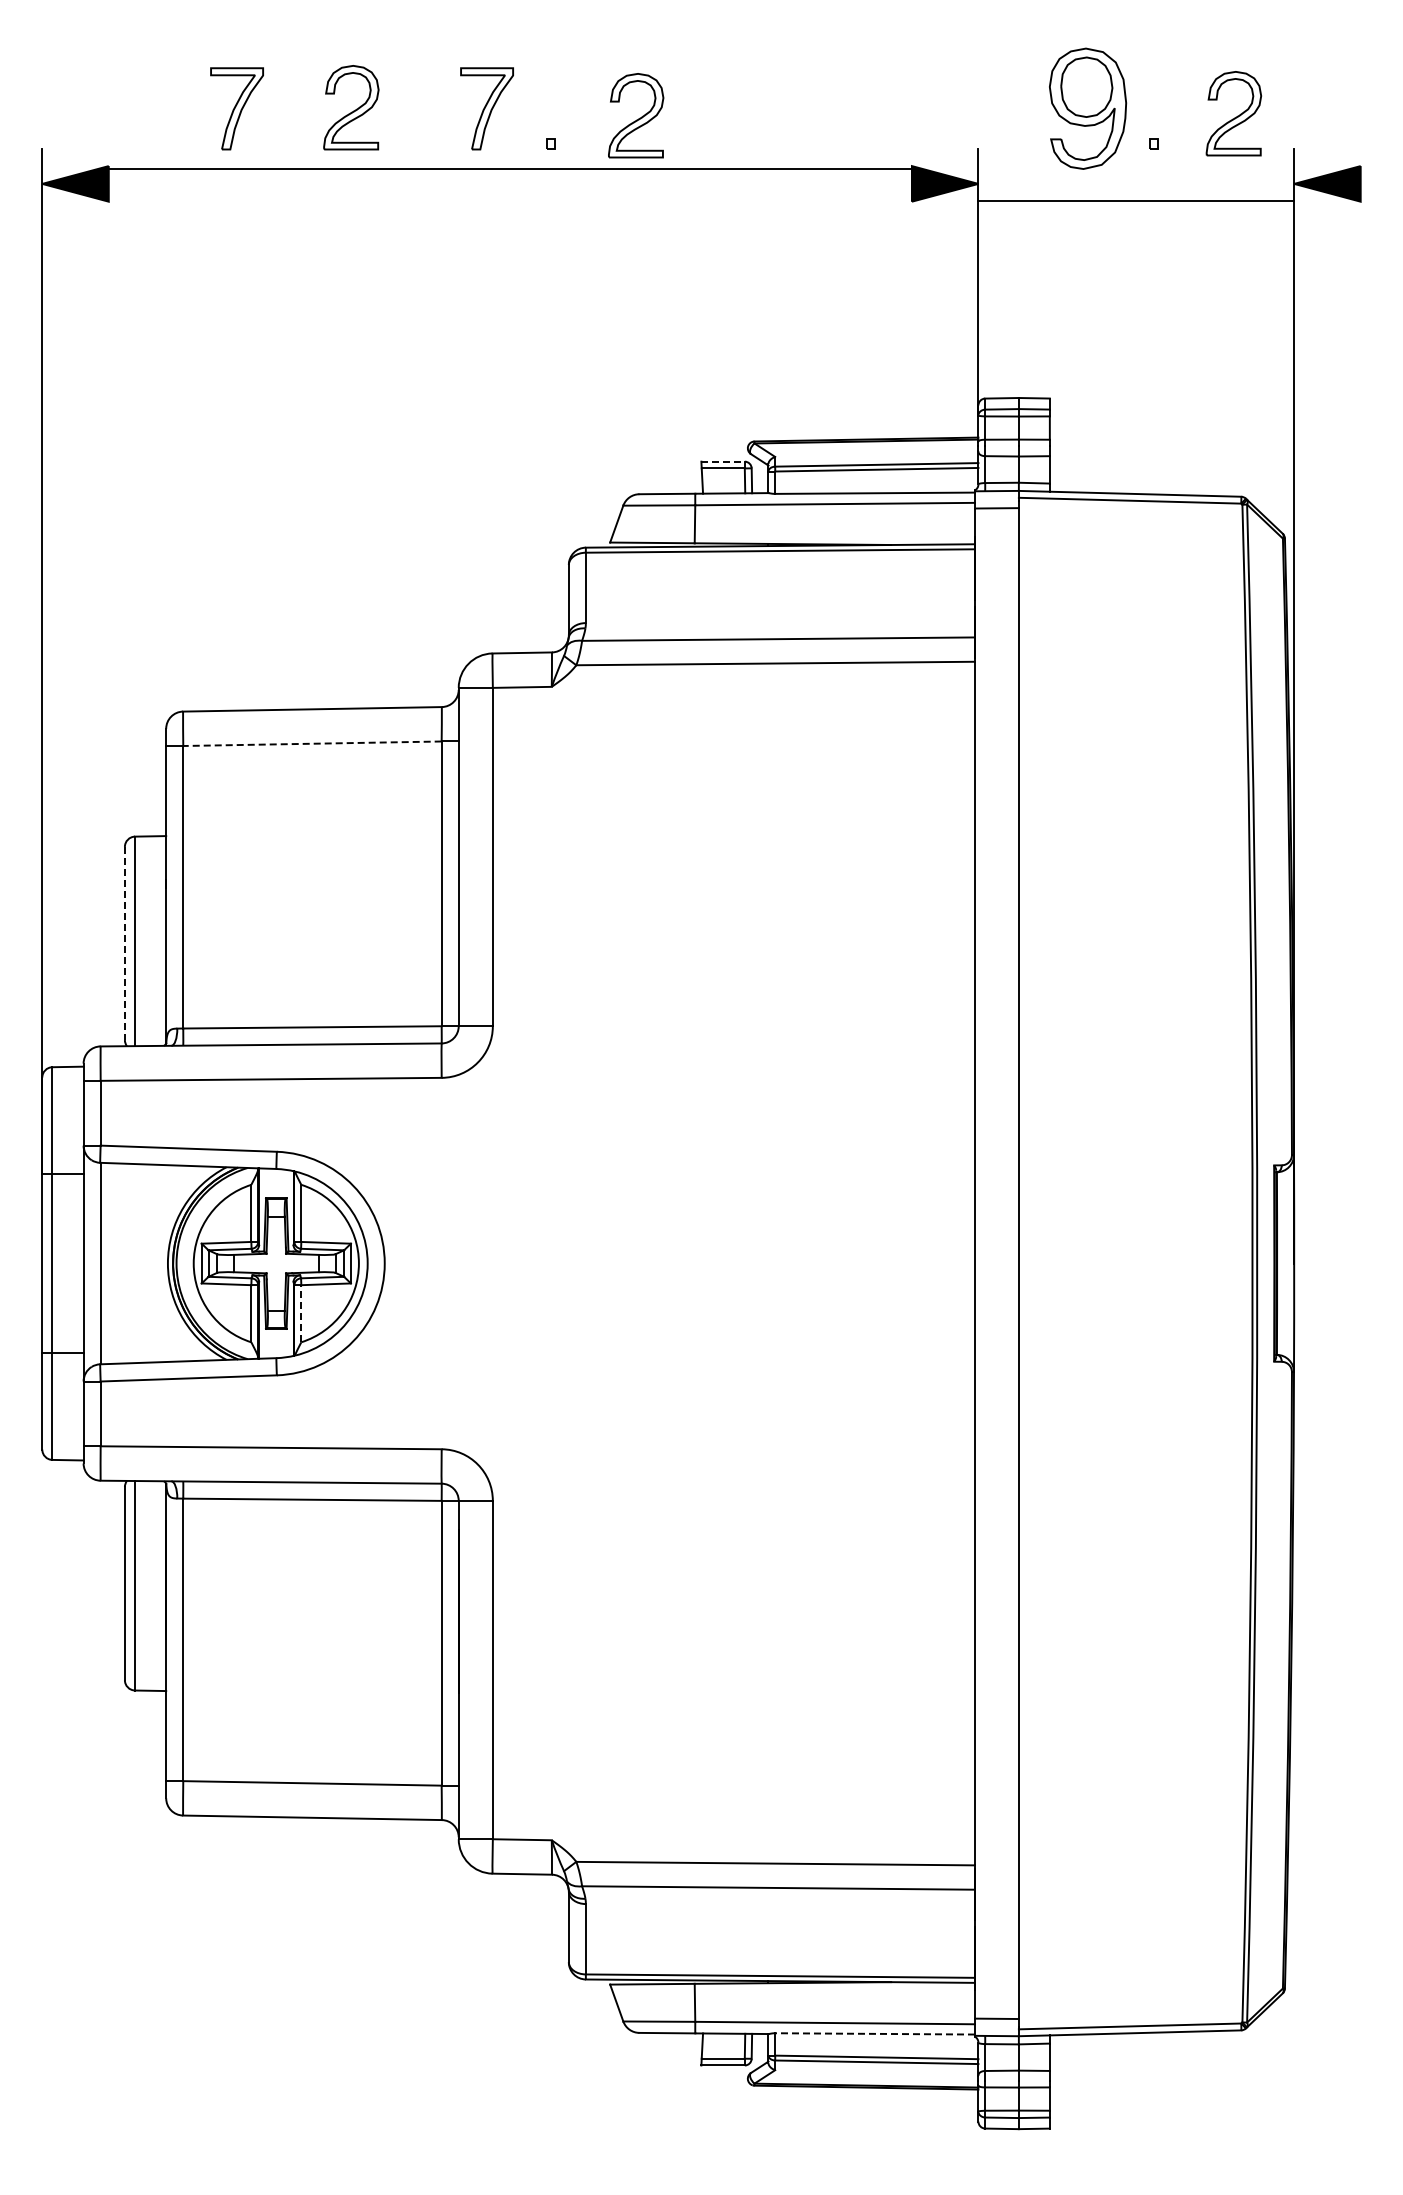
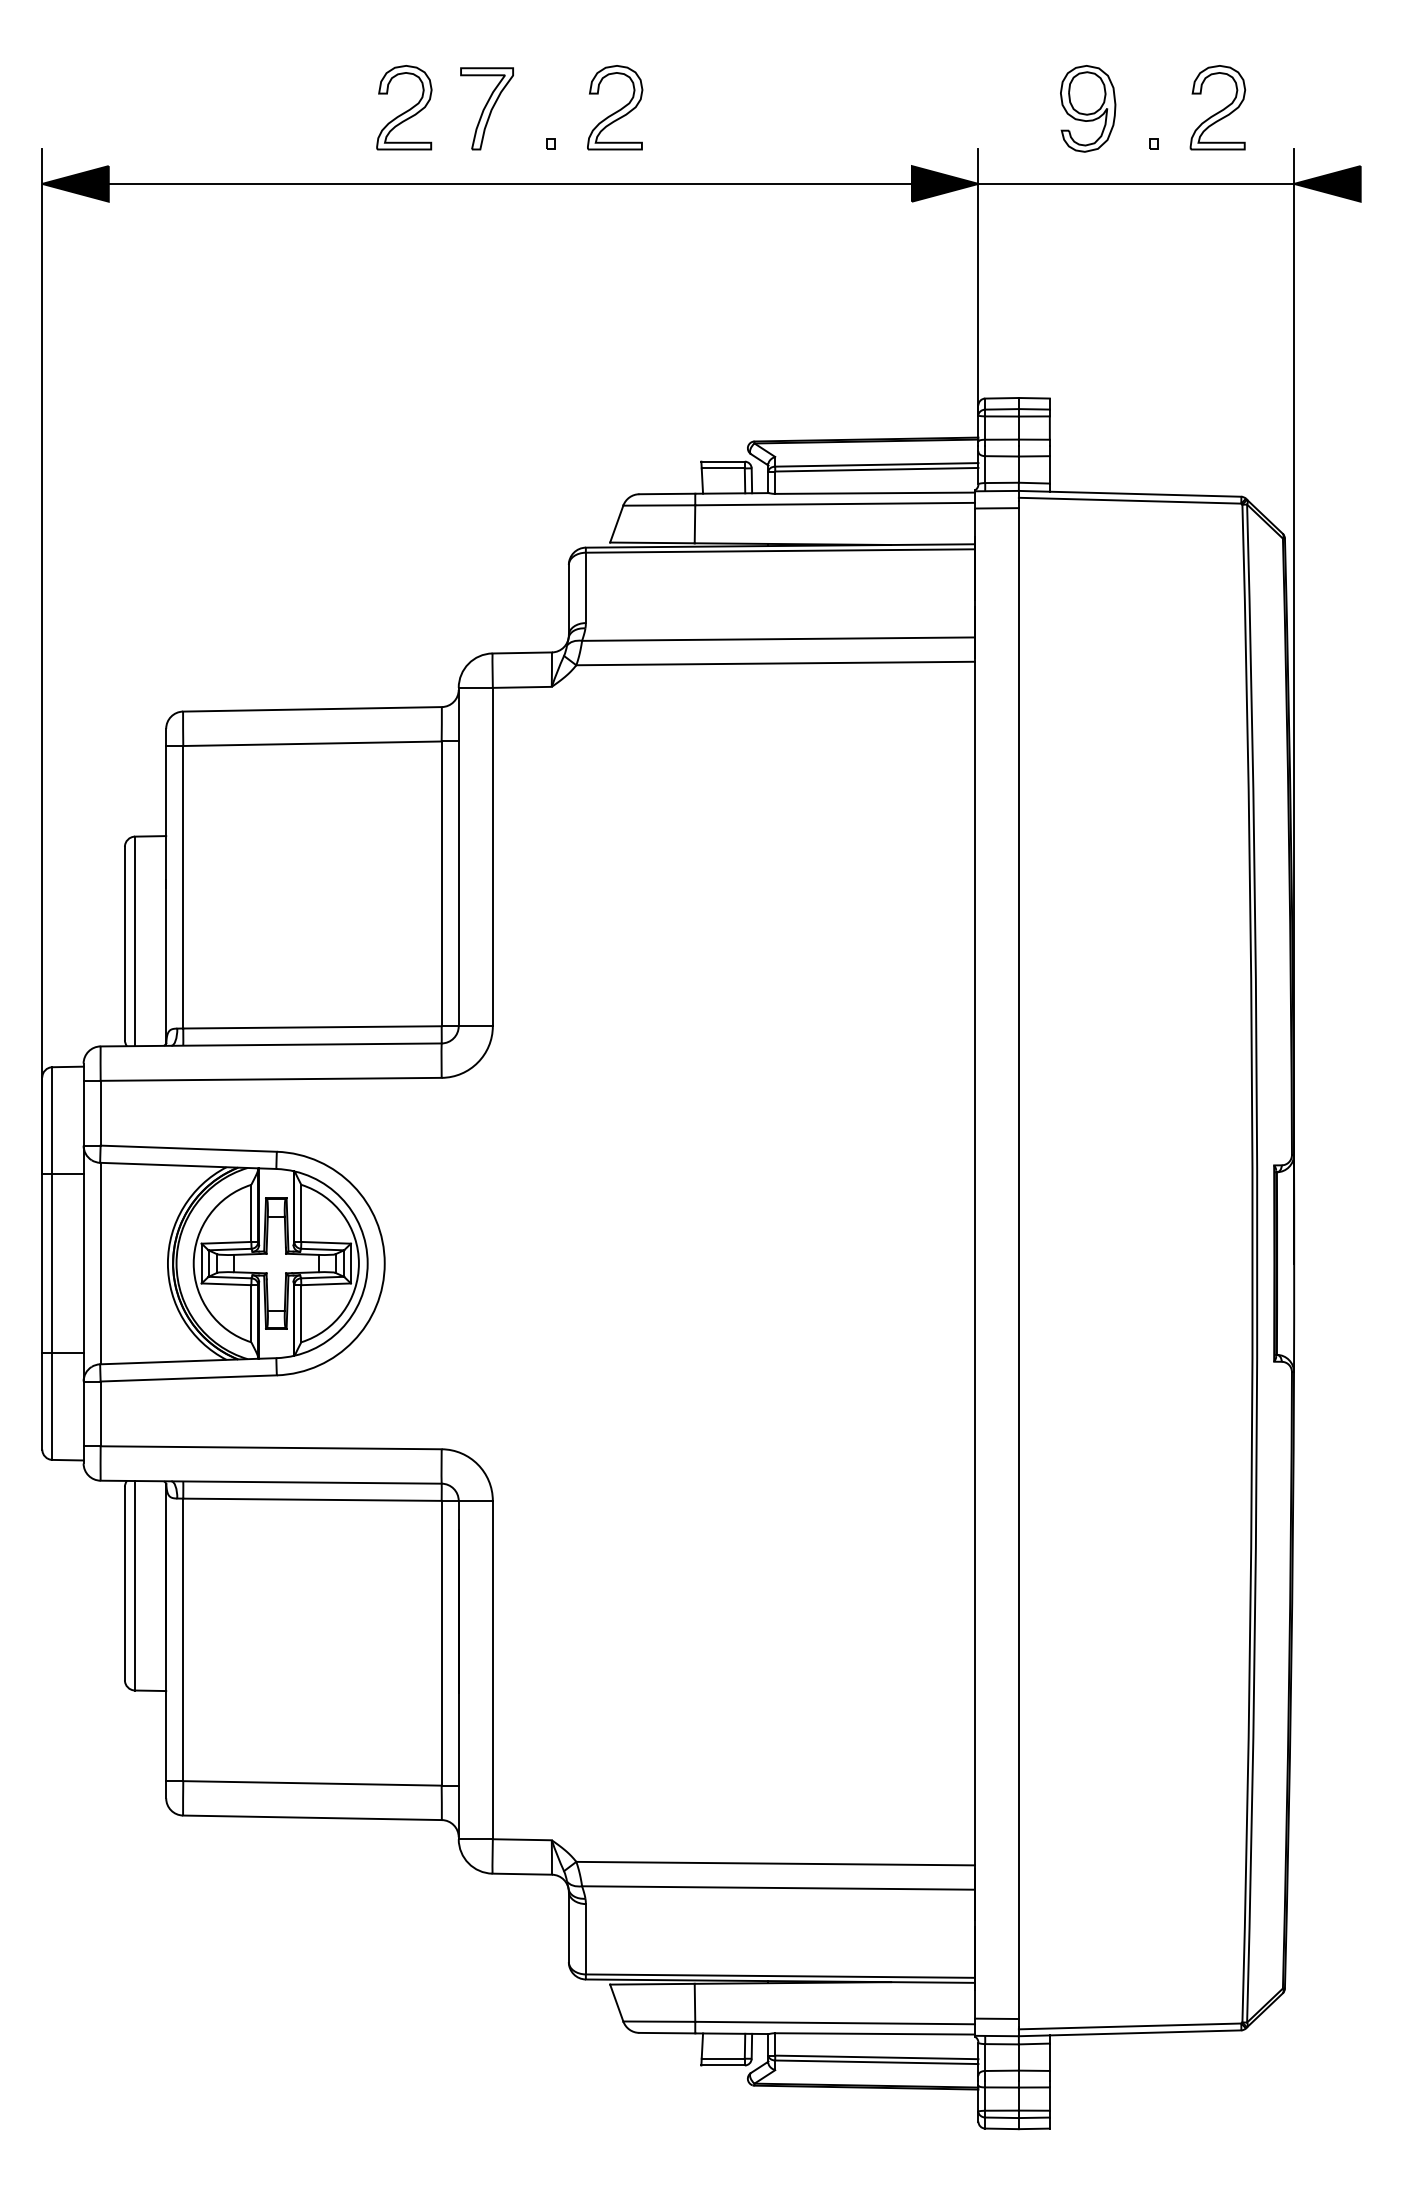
part position: (351, 107) -> (404, 107) (404, 107)
part: present -> none (236, 108)
part size: 79x123 px -> 57x88 px (1088, 108)
part position: (1233, 113) -> (1217, 107) (1217, 107)
part position: (636, 115) -> (615, 107) (615, 107)
line position: (509, 168) -> (509, 183) (509, 183)
line position: (1136, 200) -> (1136, 183) (1136, 183)
line: dashed -> solid (723, 461)
line: dashed -> solid (311, 743)
line: dashed -> solid (124, 943)
line: dashed -> solid (301, 1313)
line: dashed -> solid (875, 2033)
